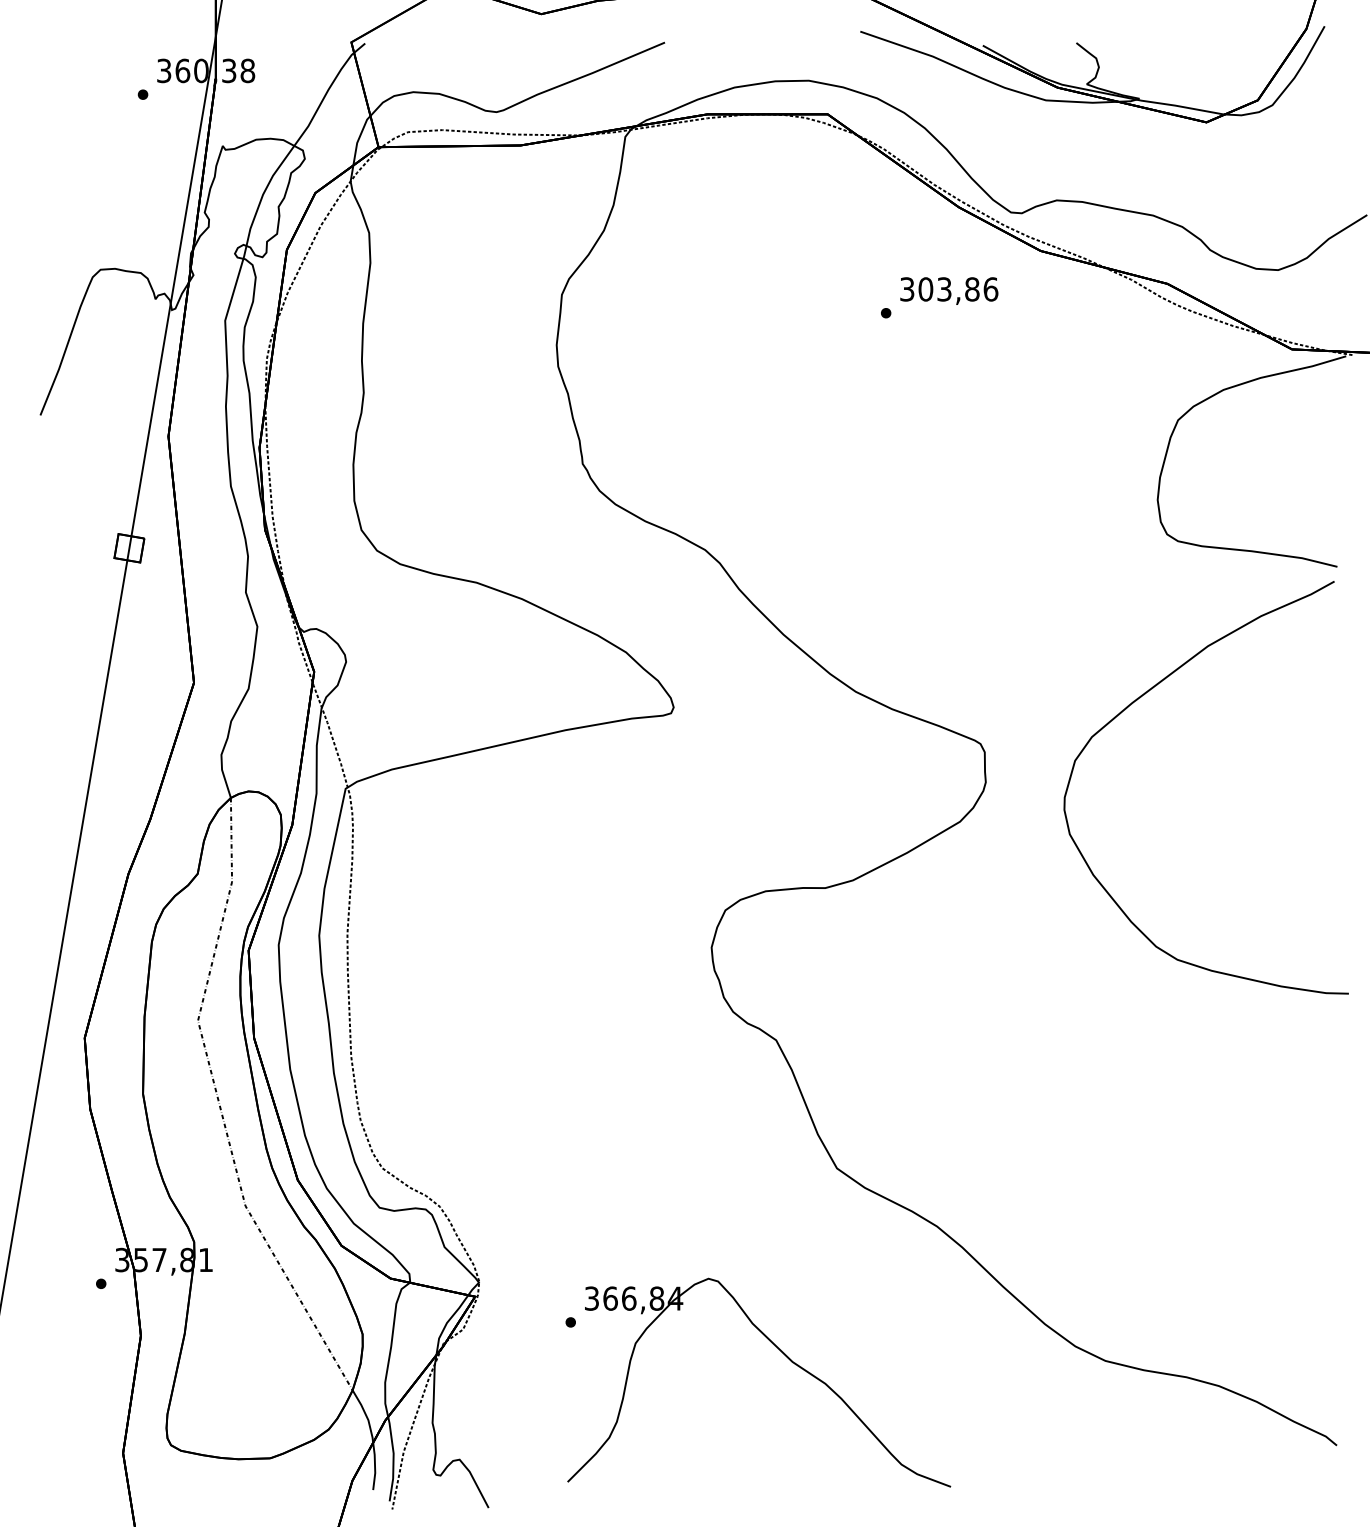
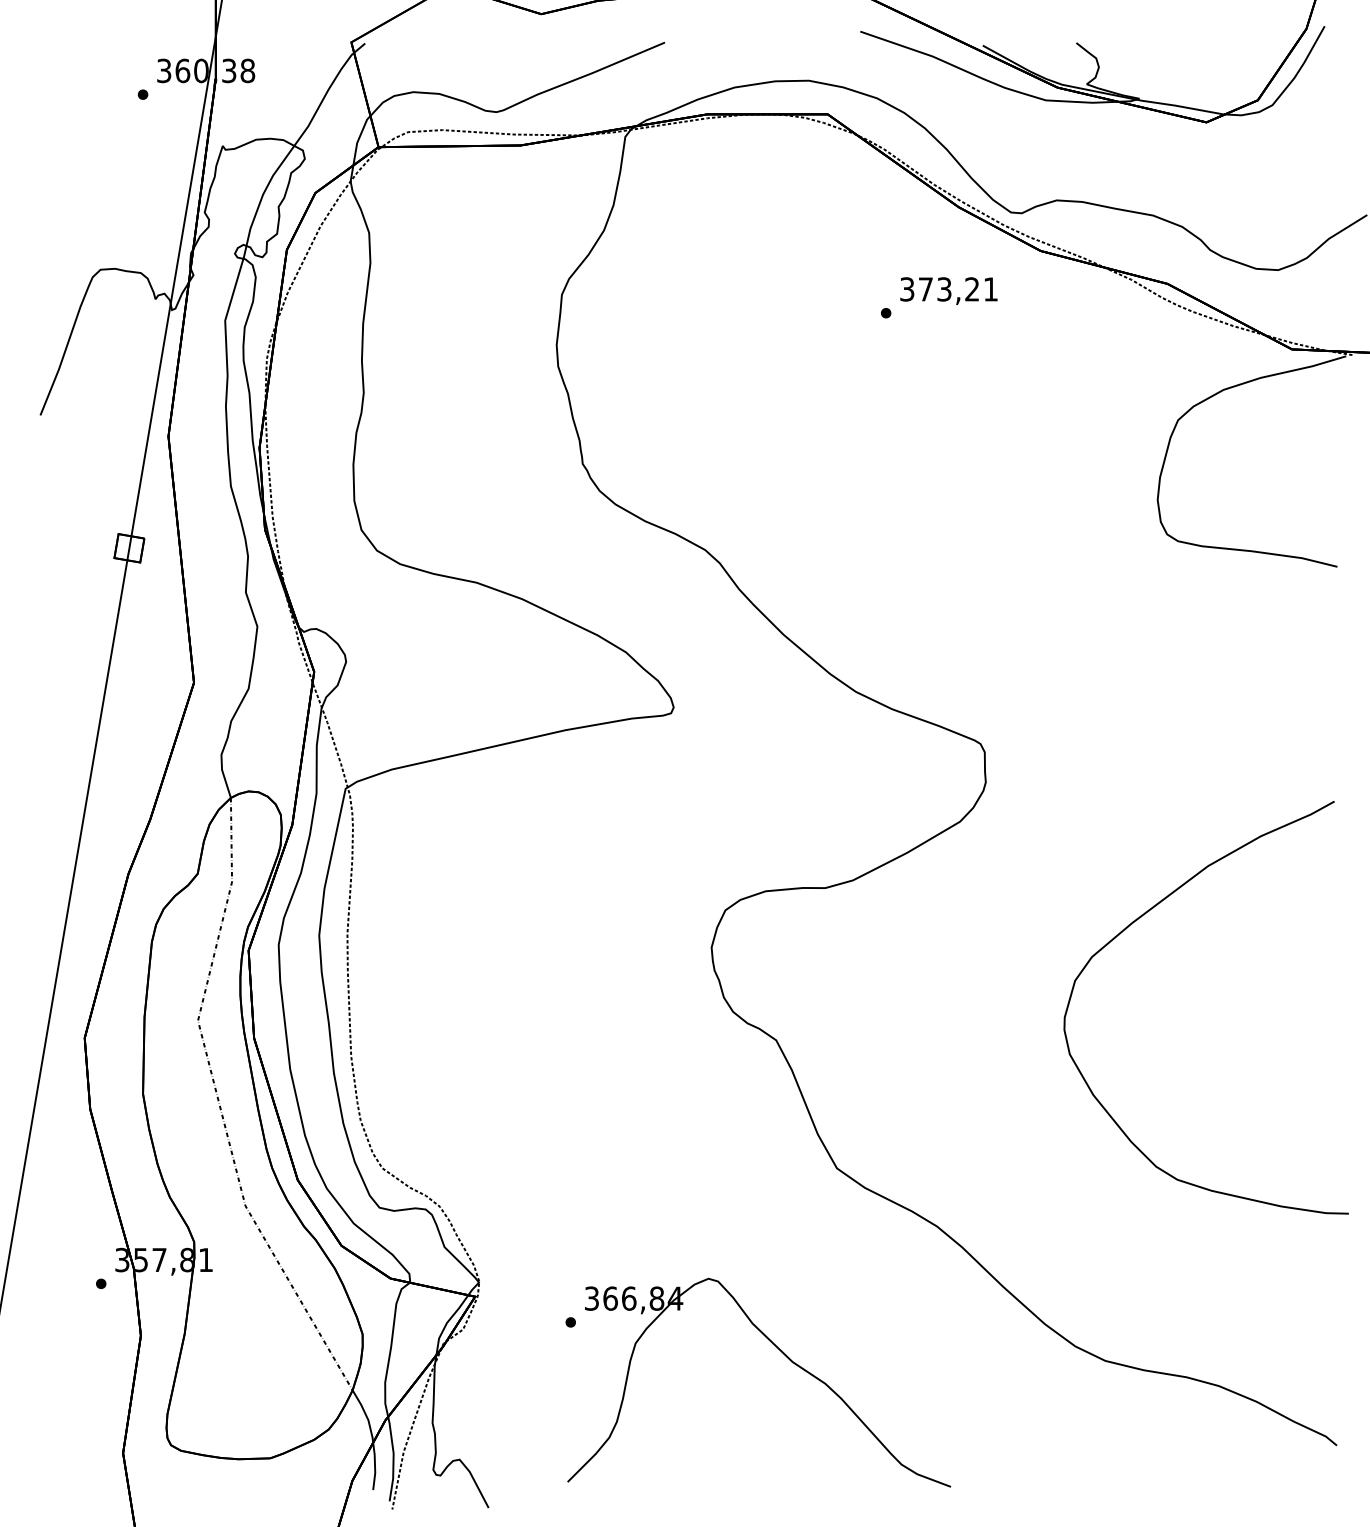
text: 303,86 -> 373,21 (958, 289)
curve position: (1140, 698) -> (1140, 918) (1140, 918)
